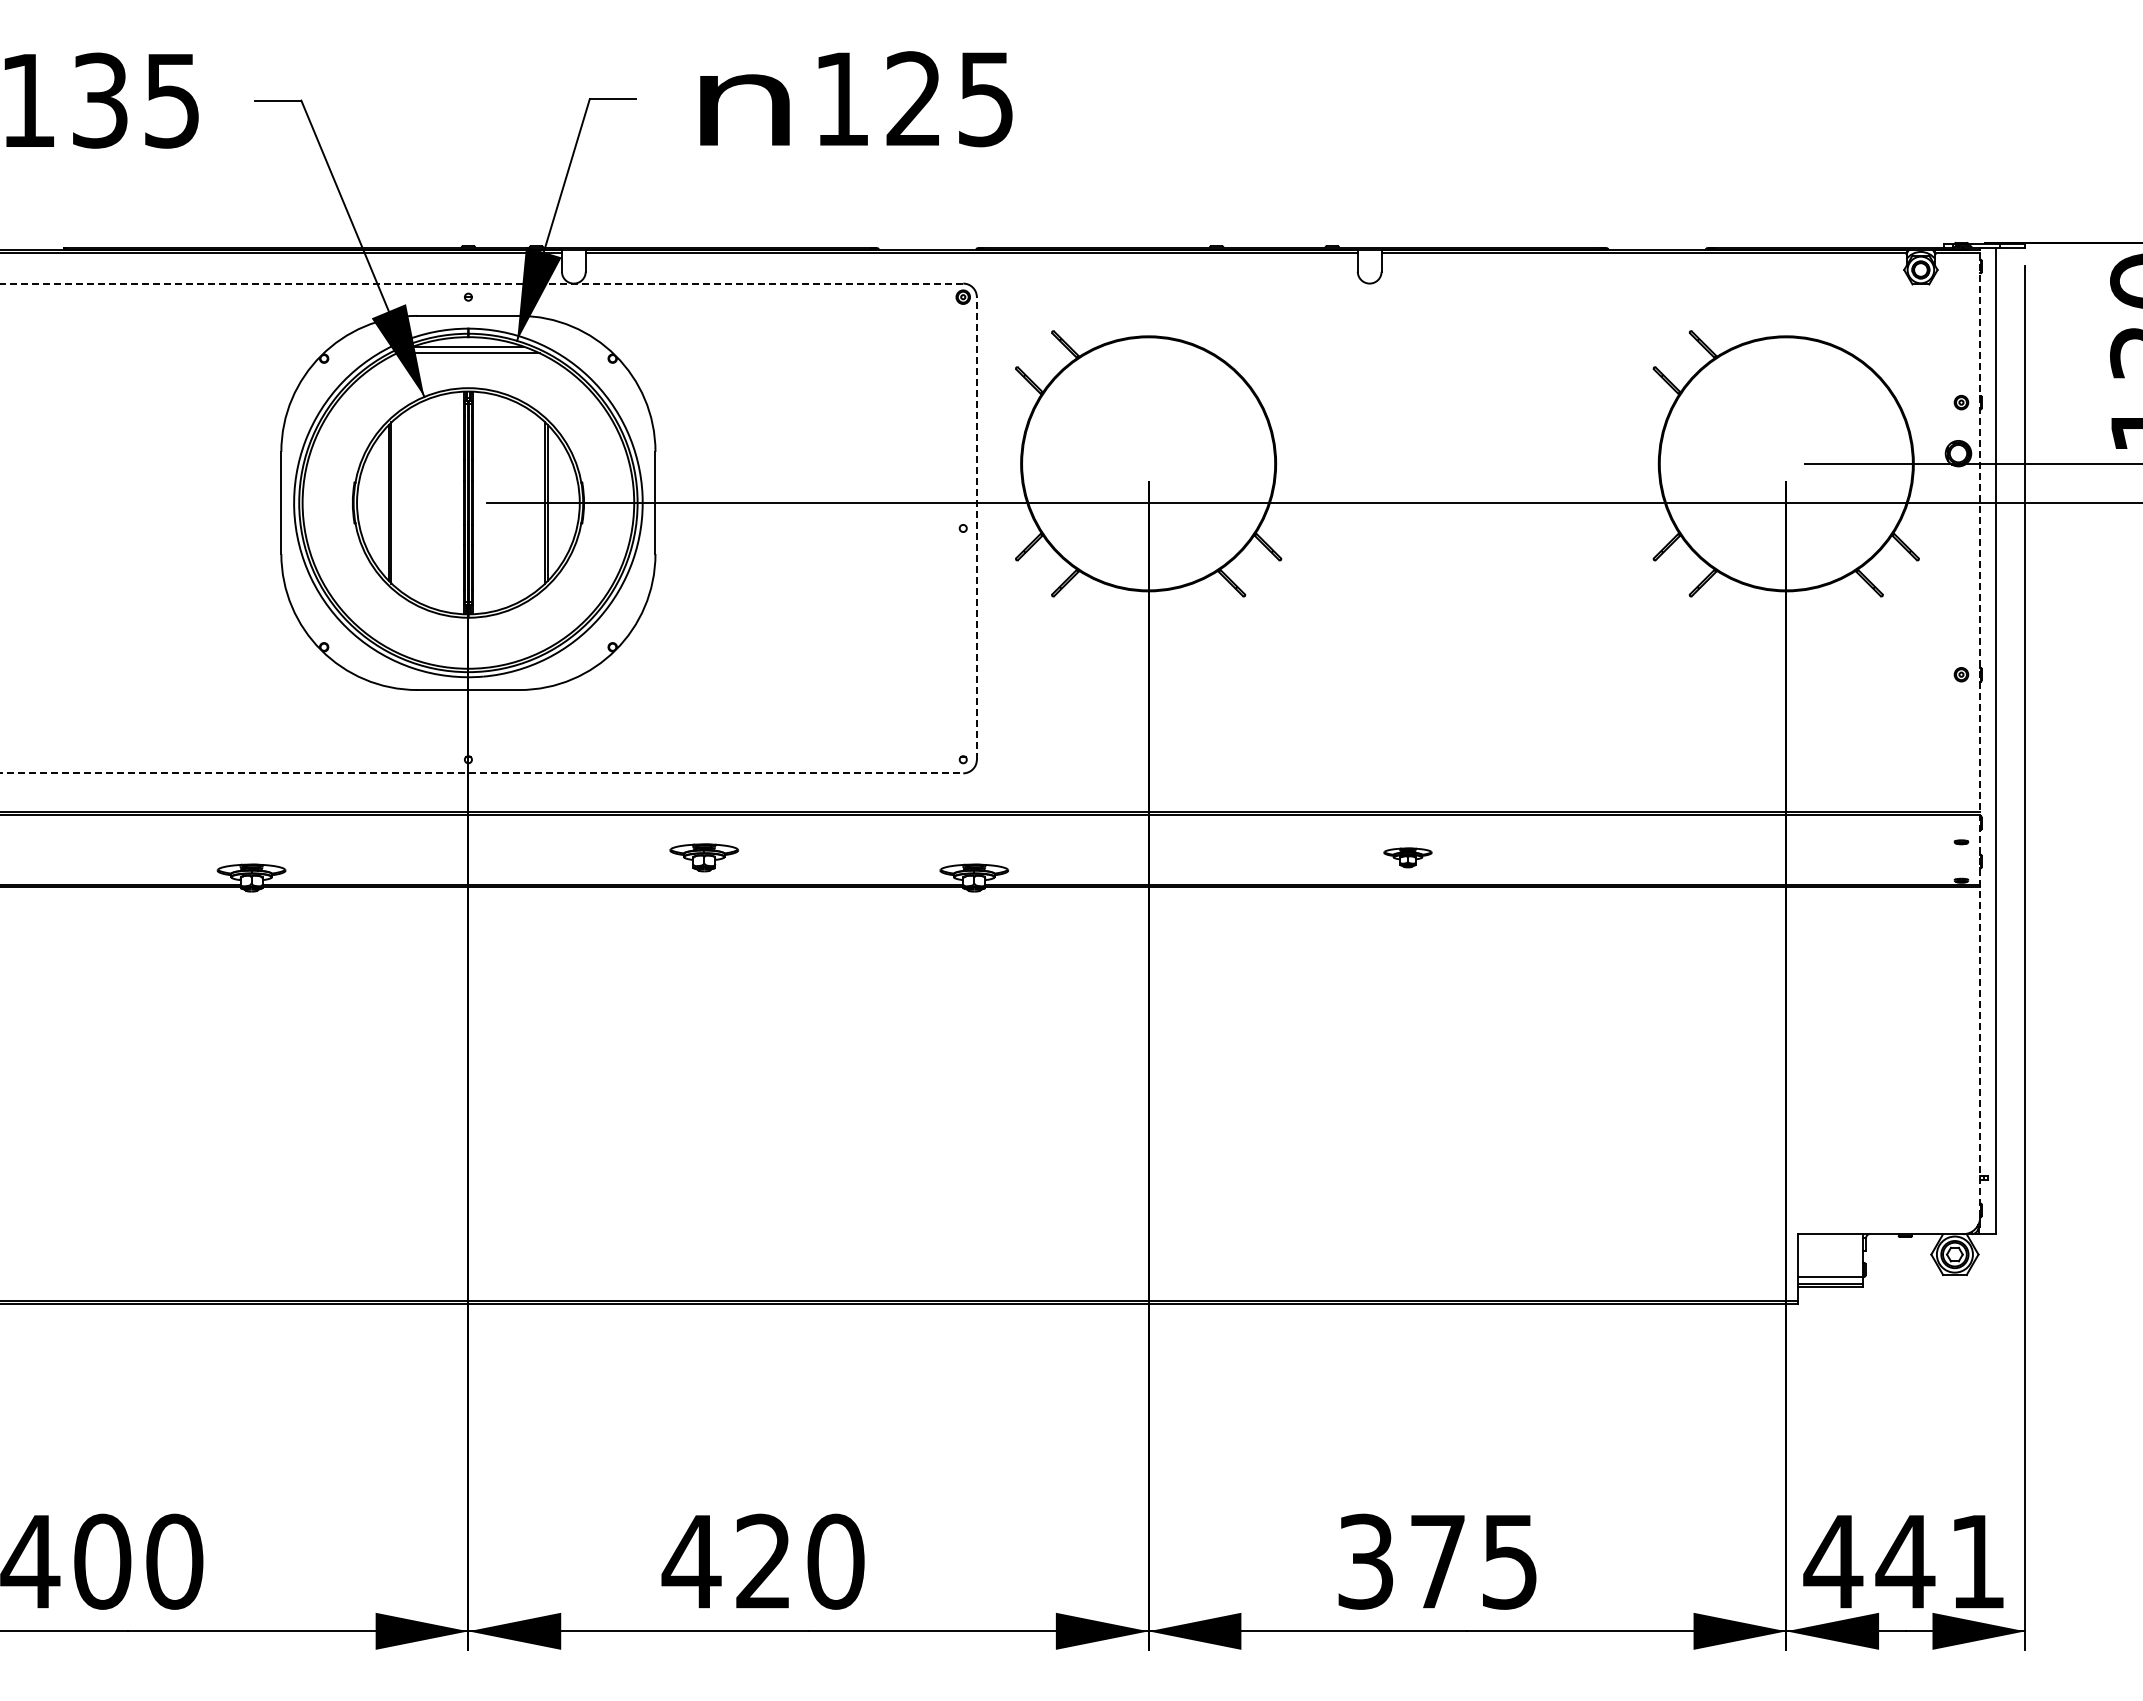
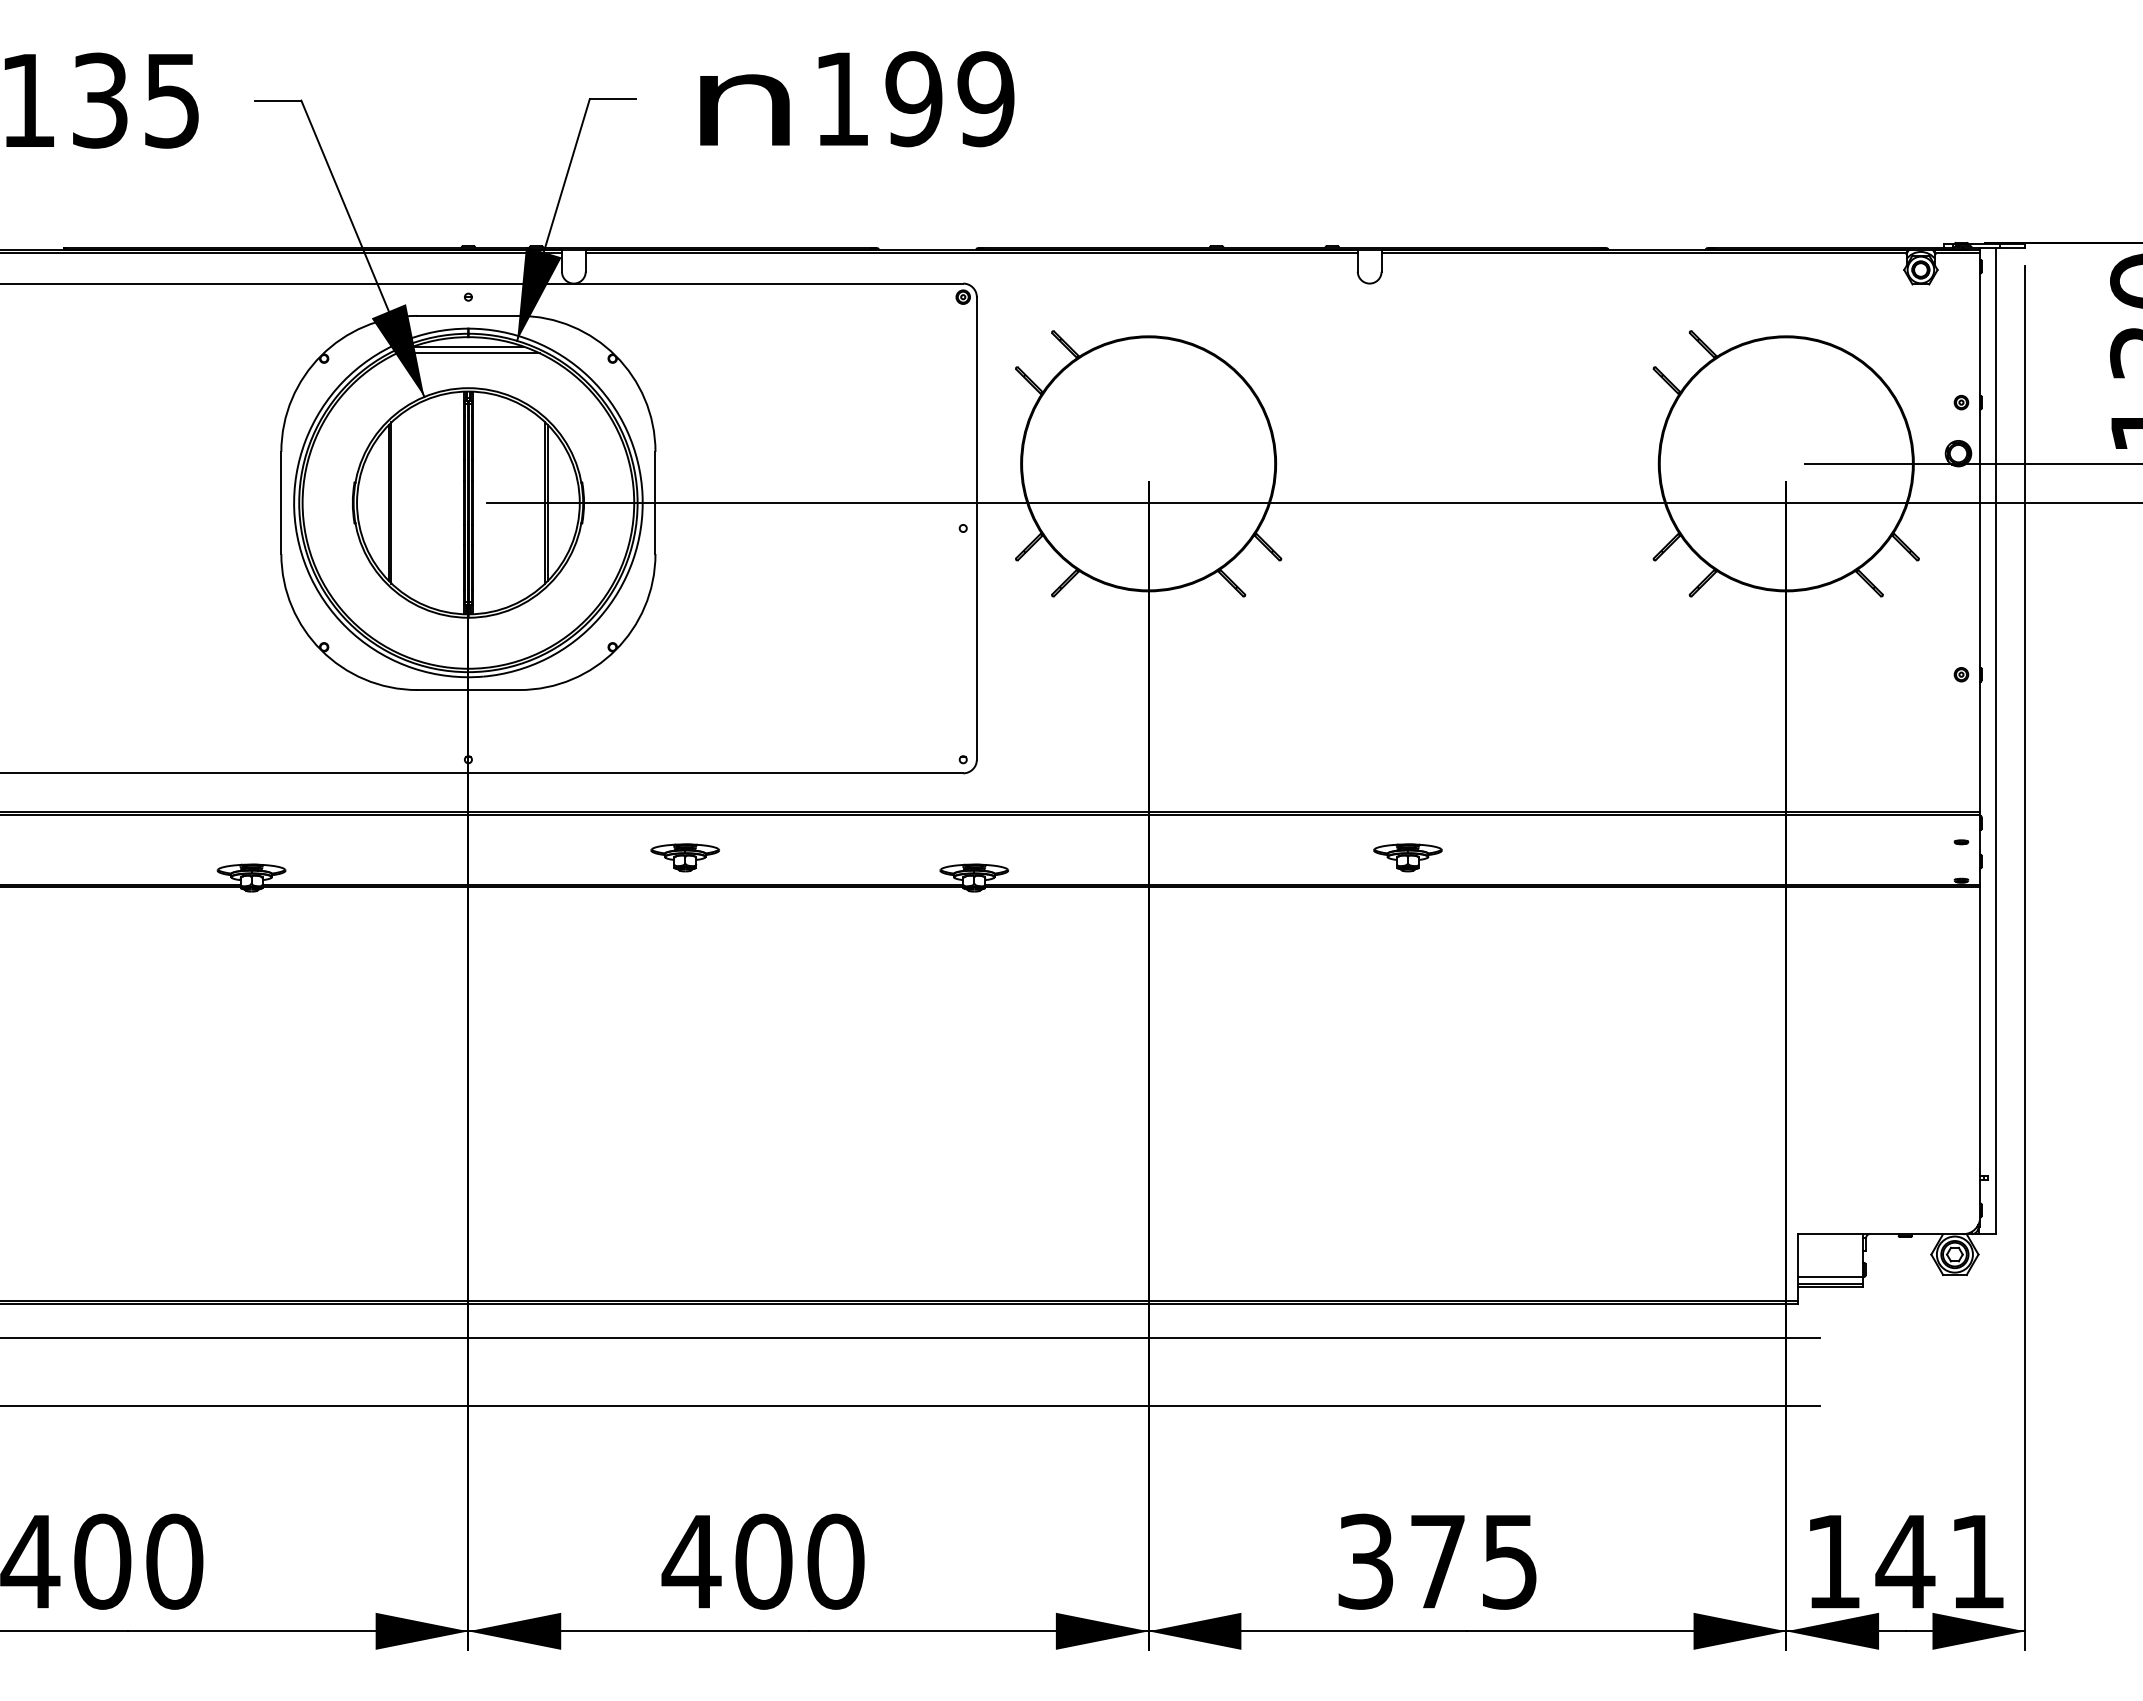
text: 125 -> 199 (949, 99)
line: dashed -> solid (481, 283)
line: dashed -> solid (976, 527)
line: dashed -> solid (1980, 733)
line: dashed -> solid (482, 773)
part position: (703, 857) -> (684, 857) (684, 857)
part size: 50x22 px -> 70x30 px (1407, 857)
line: none -> present (911, 1337)
line: none -> present (911, 1405)
text: 420 -> 400 (763, 1561)
text: 441 -> 141 (1833, 1561)
